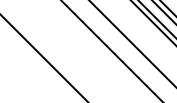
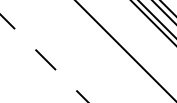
line: present -> none (132, 43)
line position: (111, 50) -> (125, 50) (125, 50)
line: solid -> dashed (44, 58)
